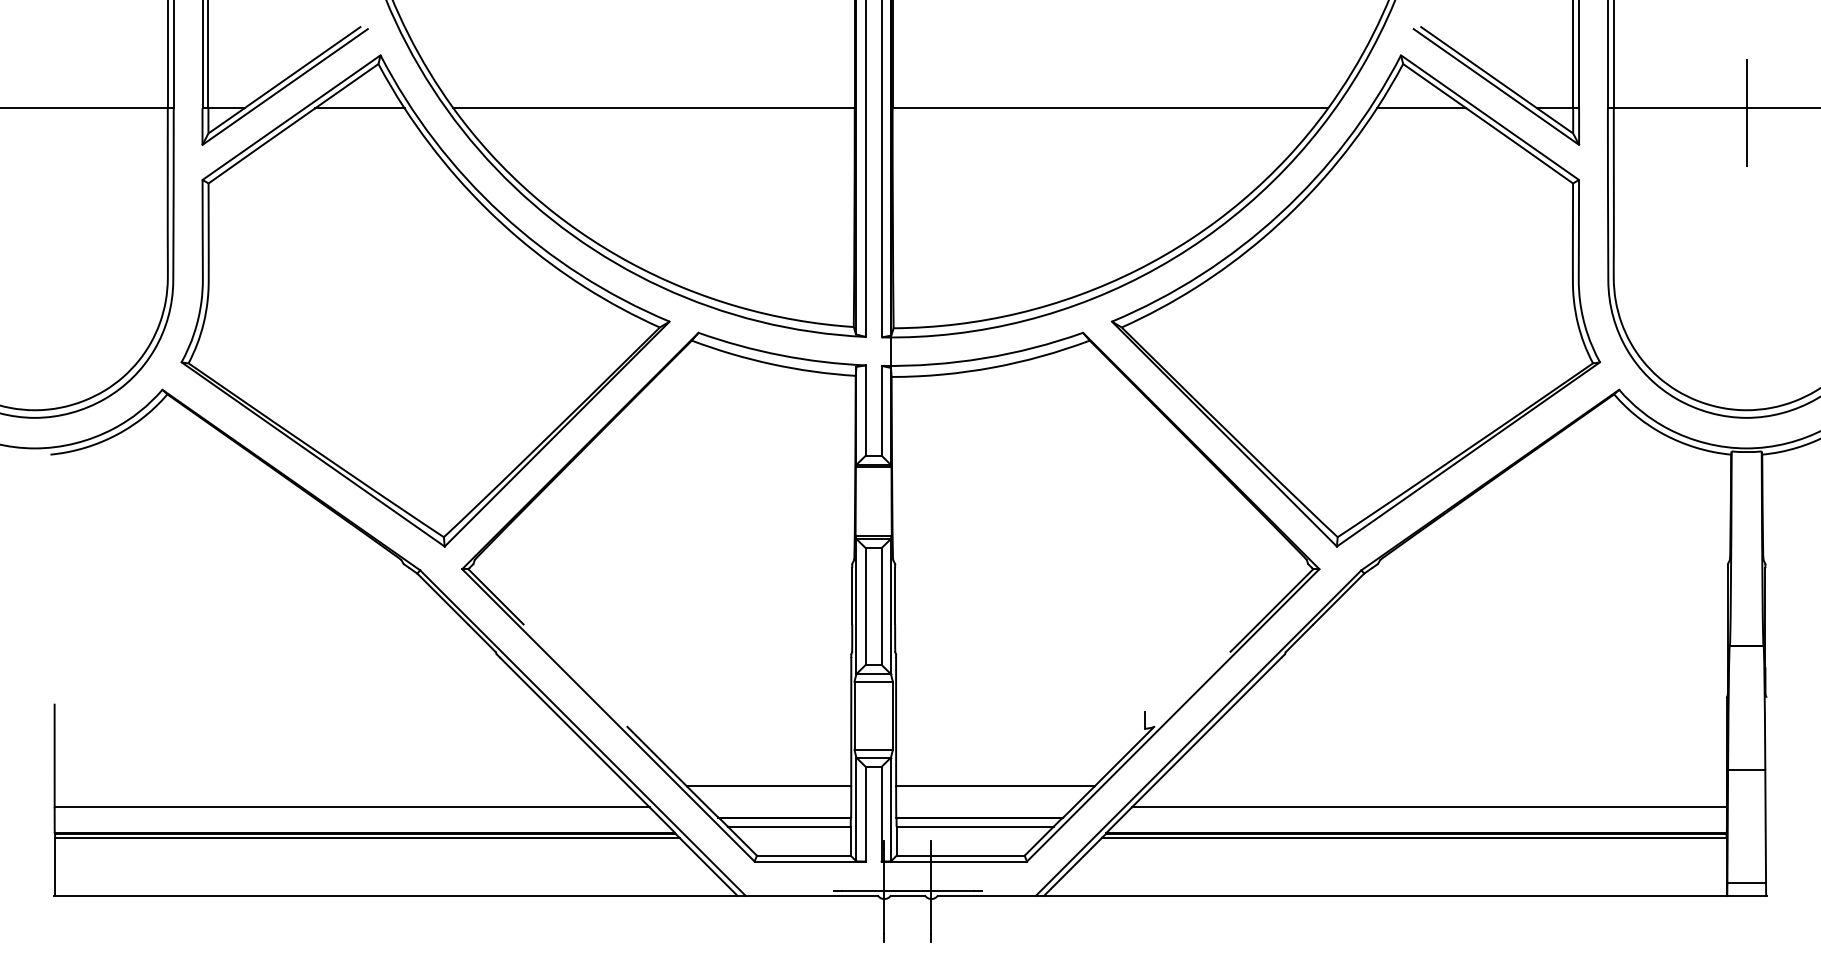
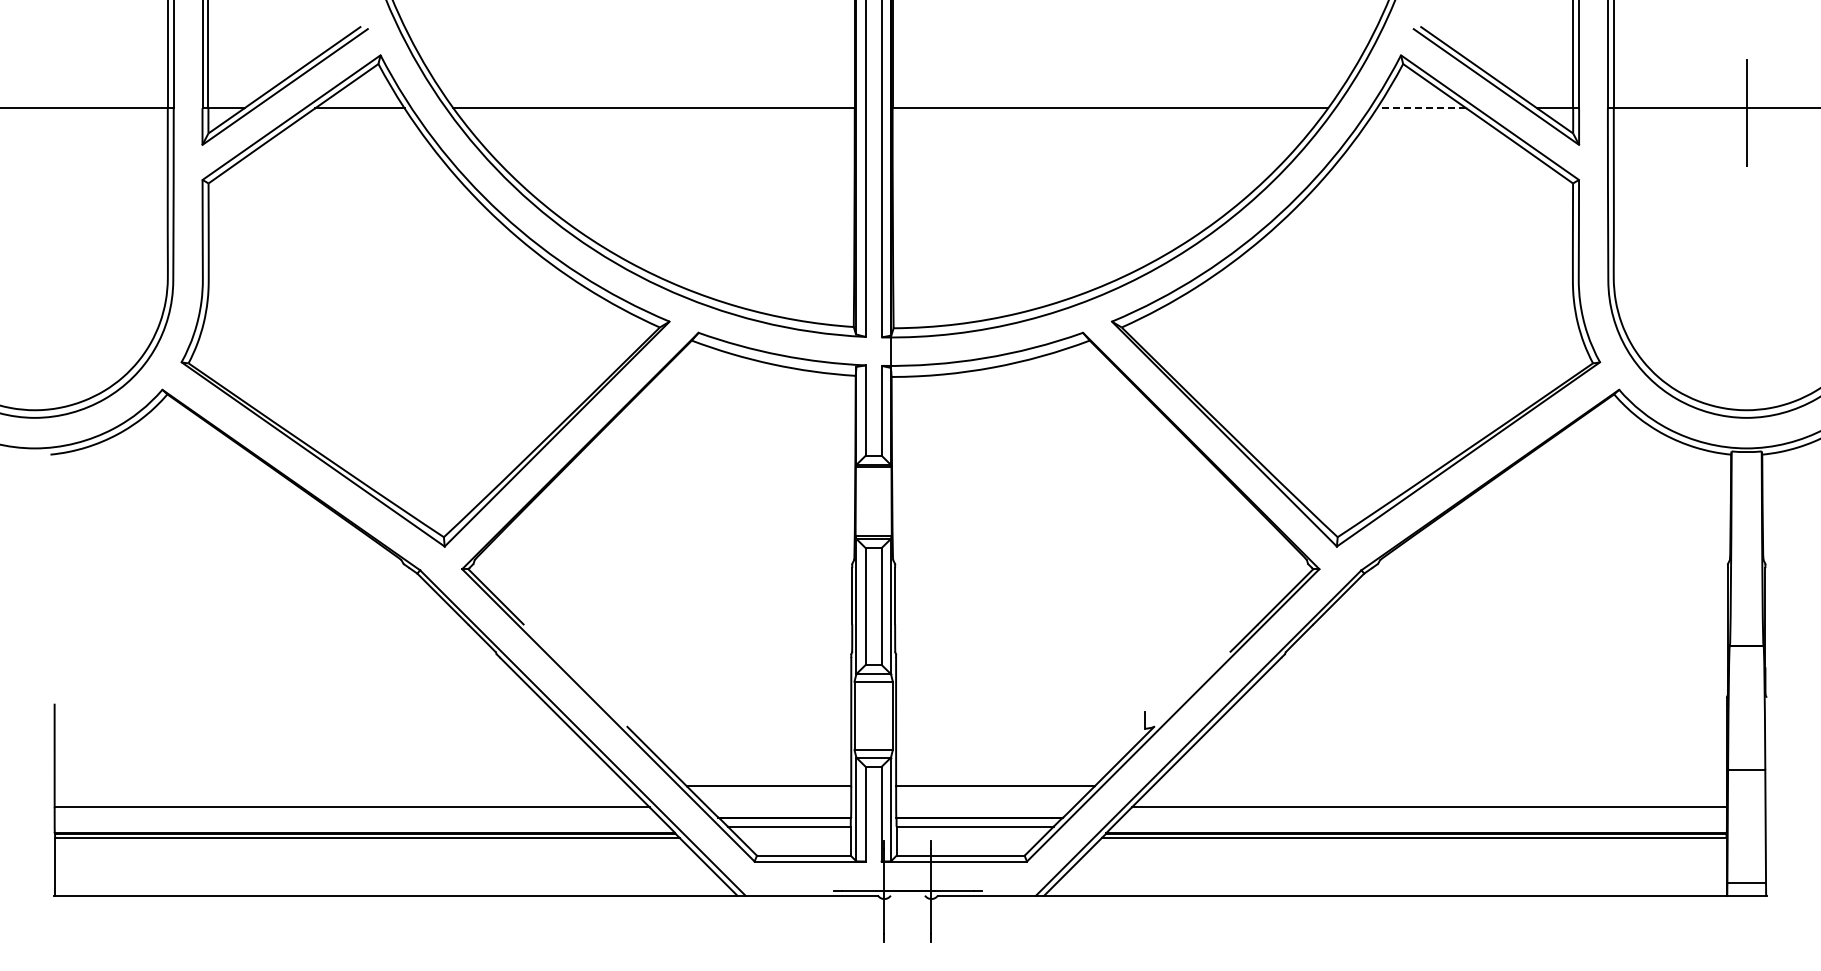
line: solid -> dashed (1421, 108)
line: present -> none (907, 895)
